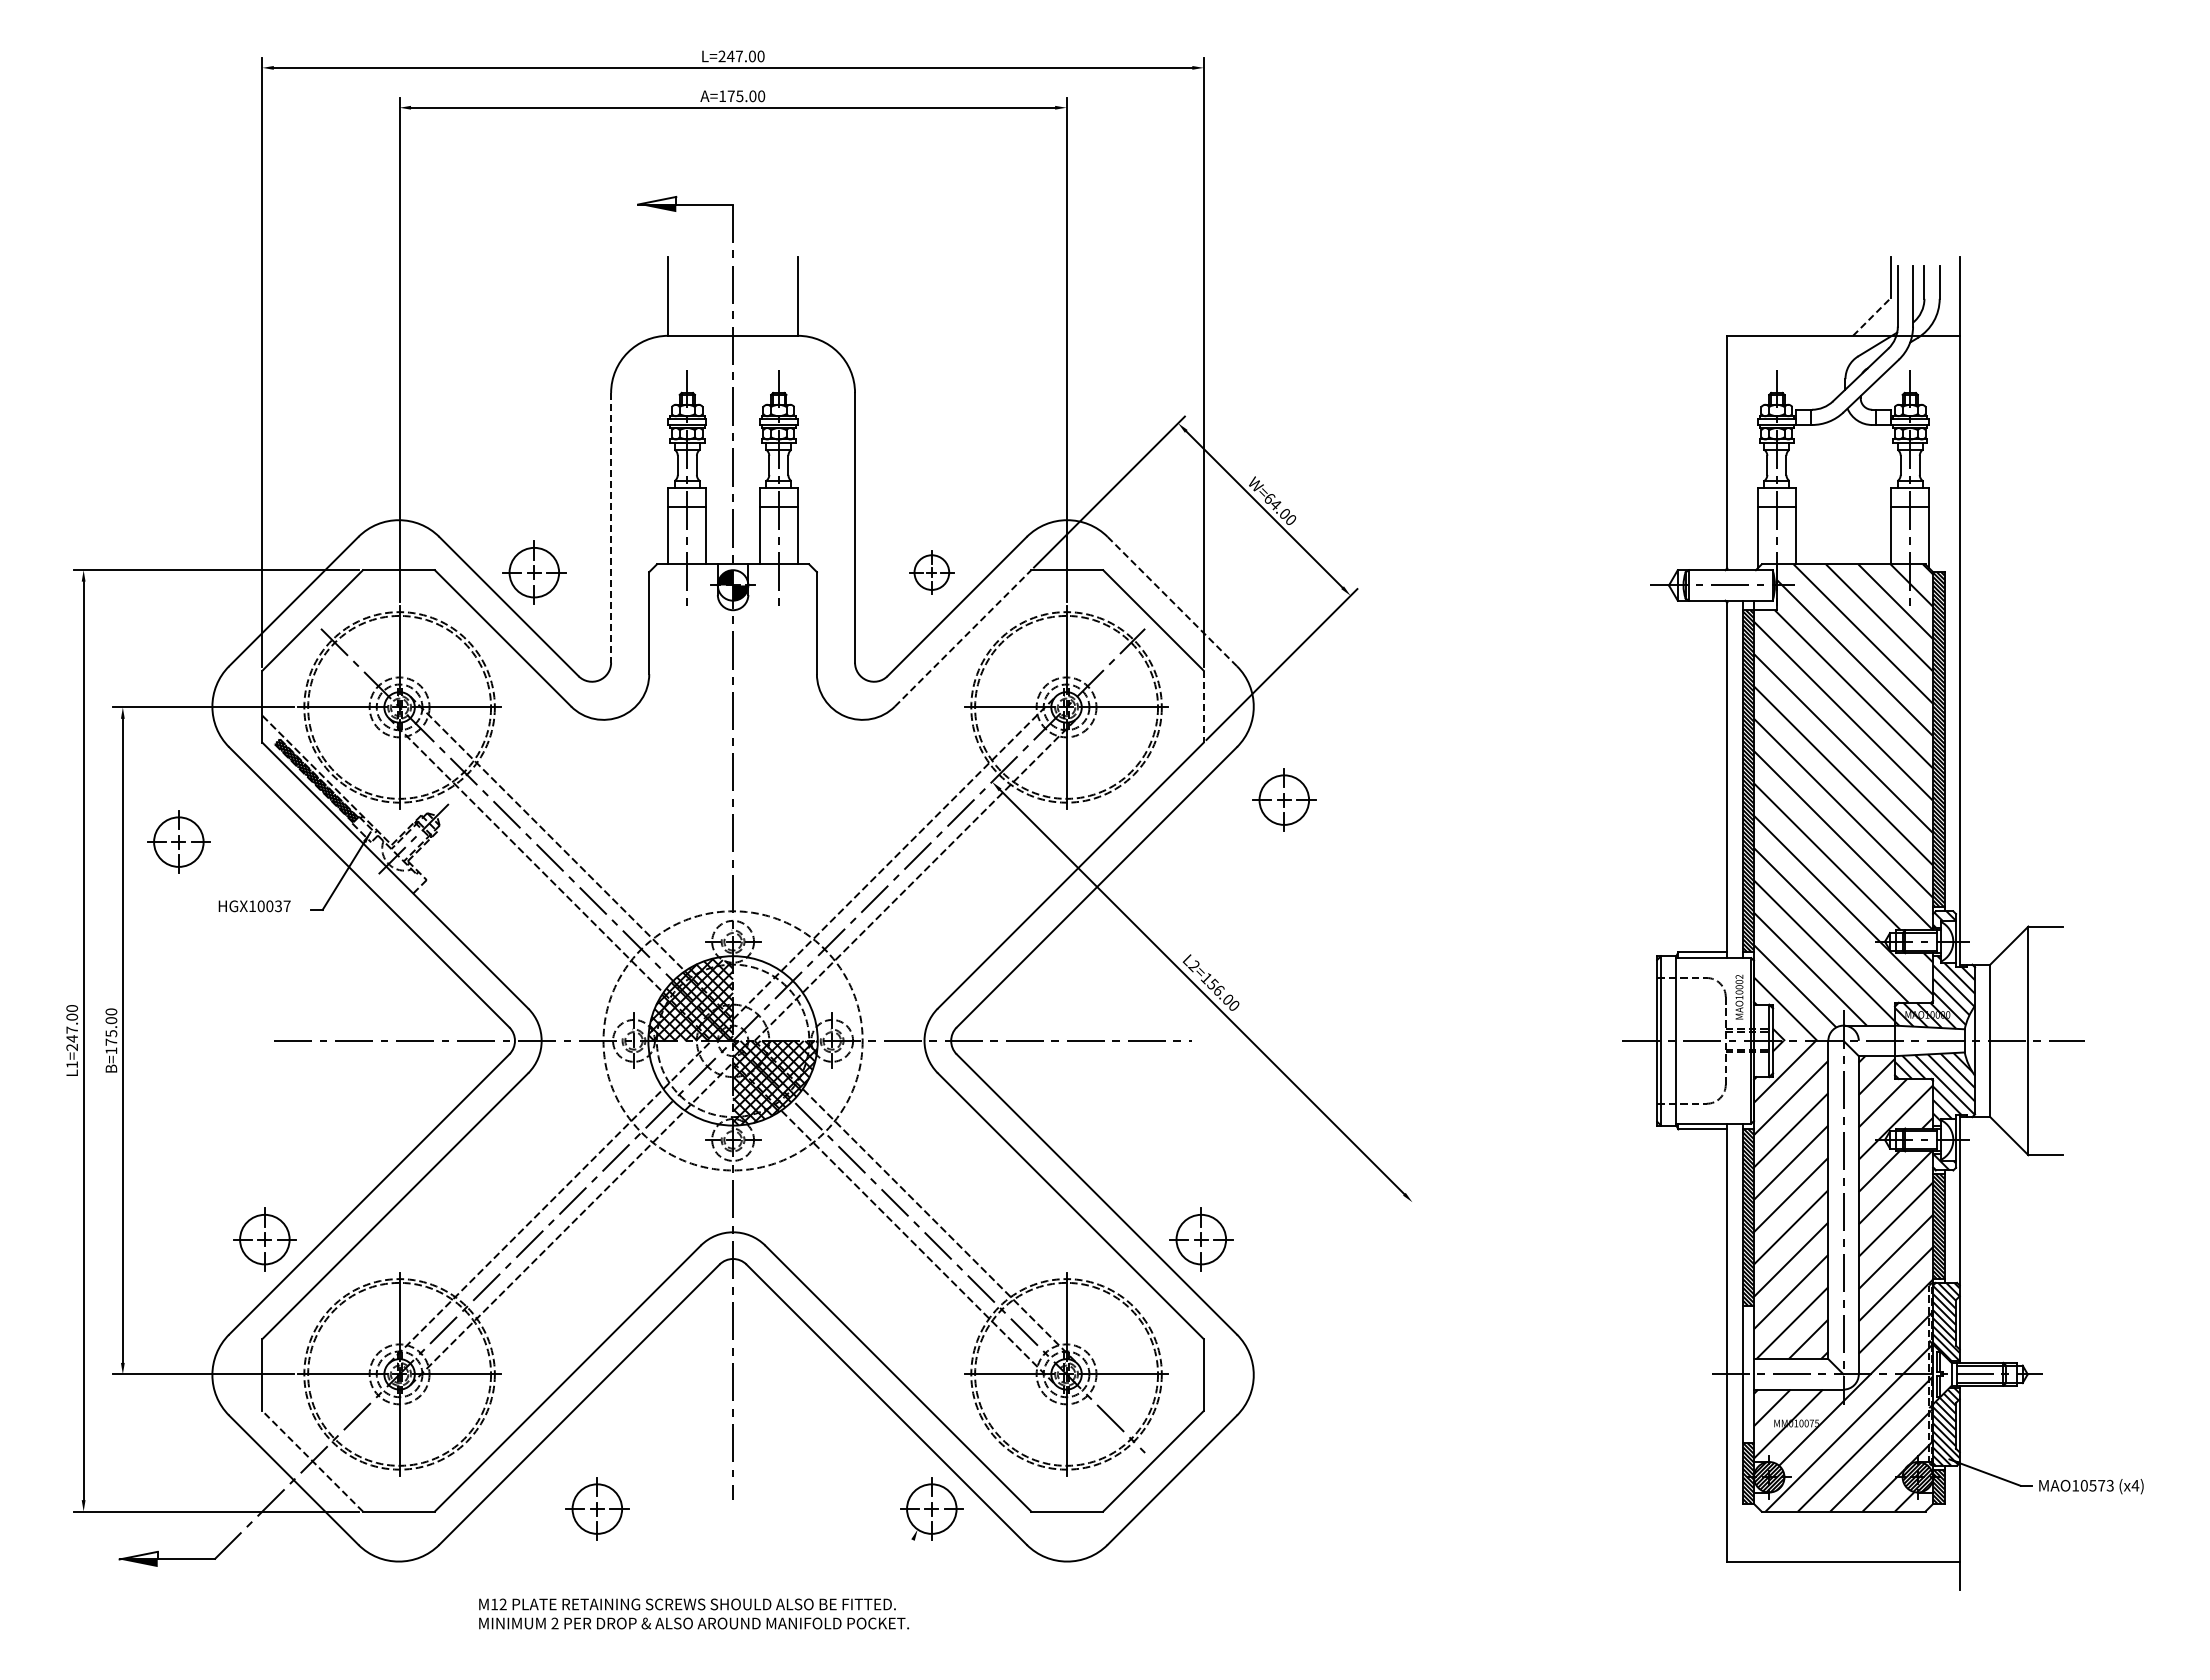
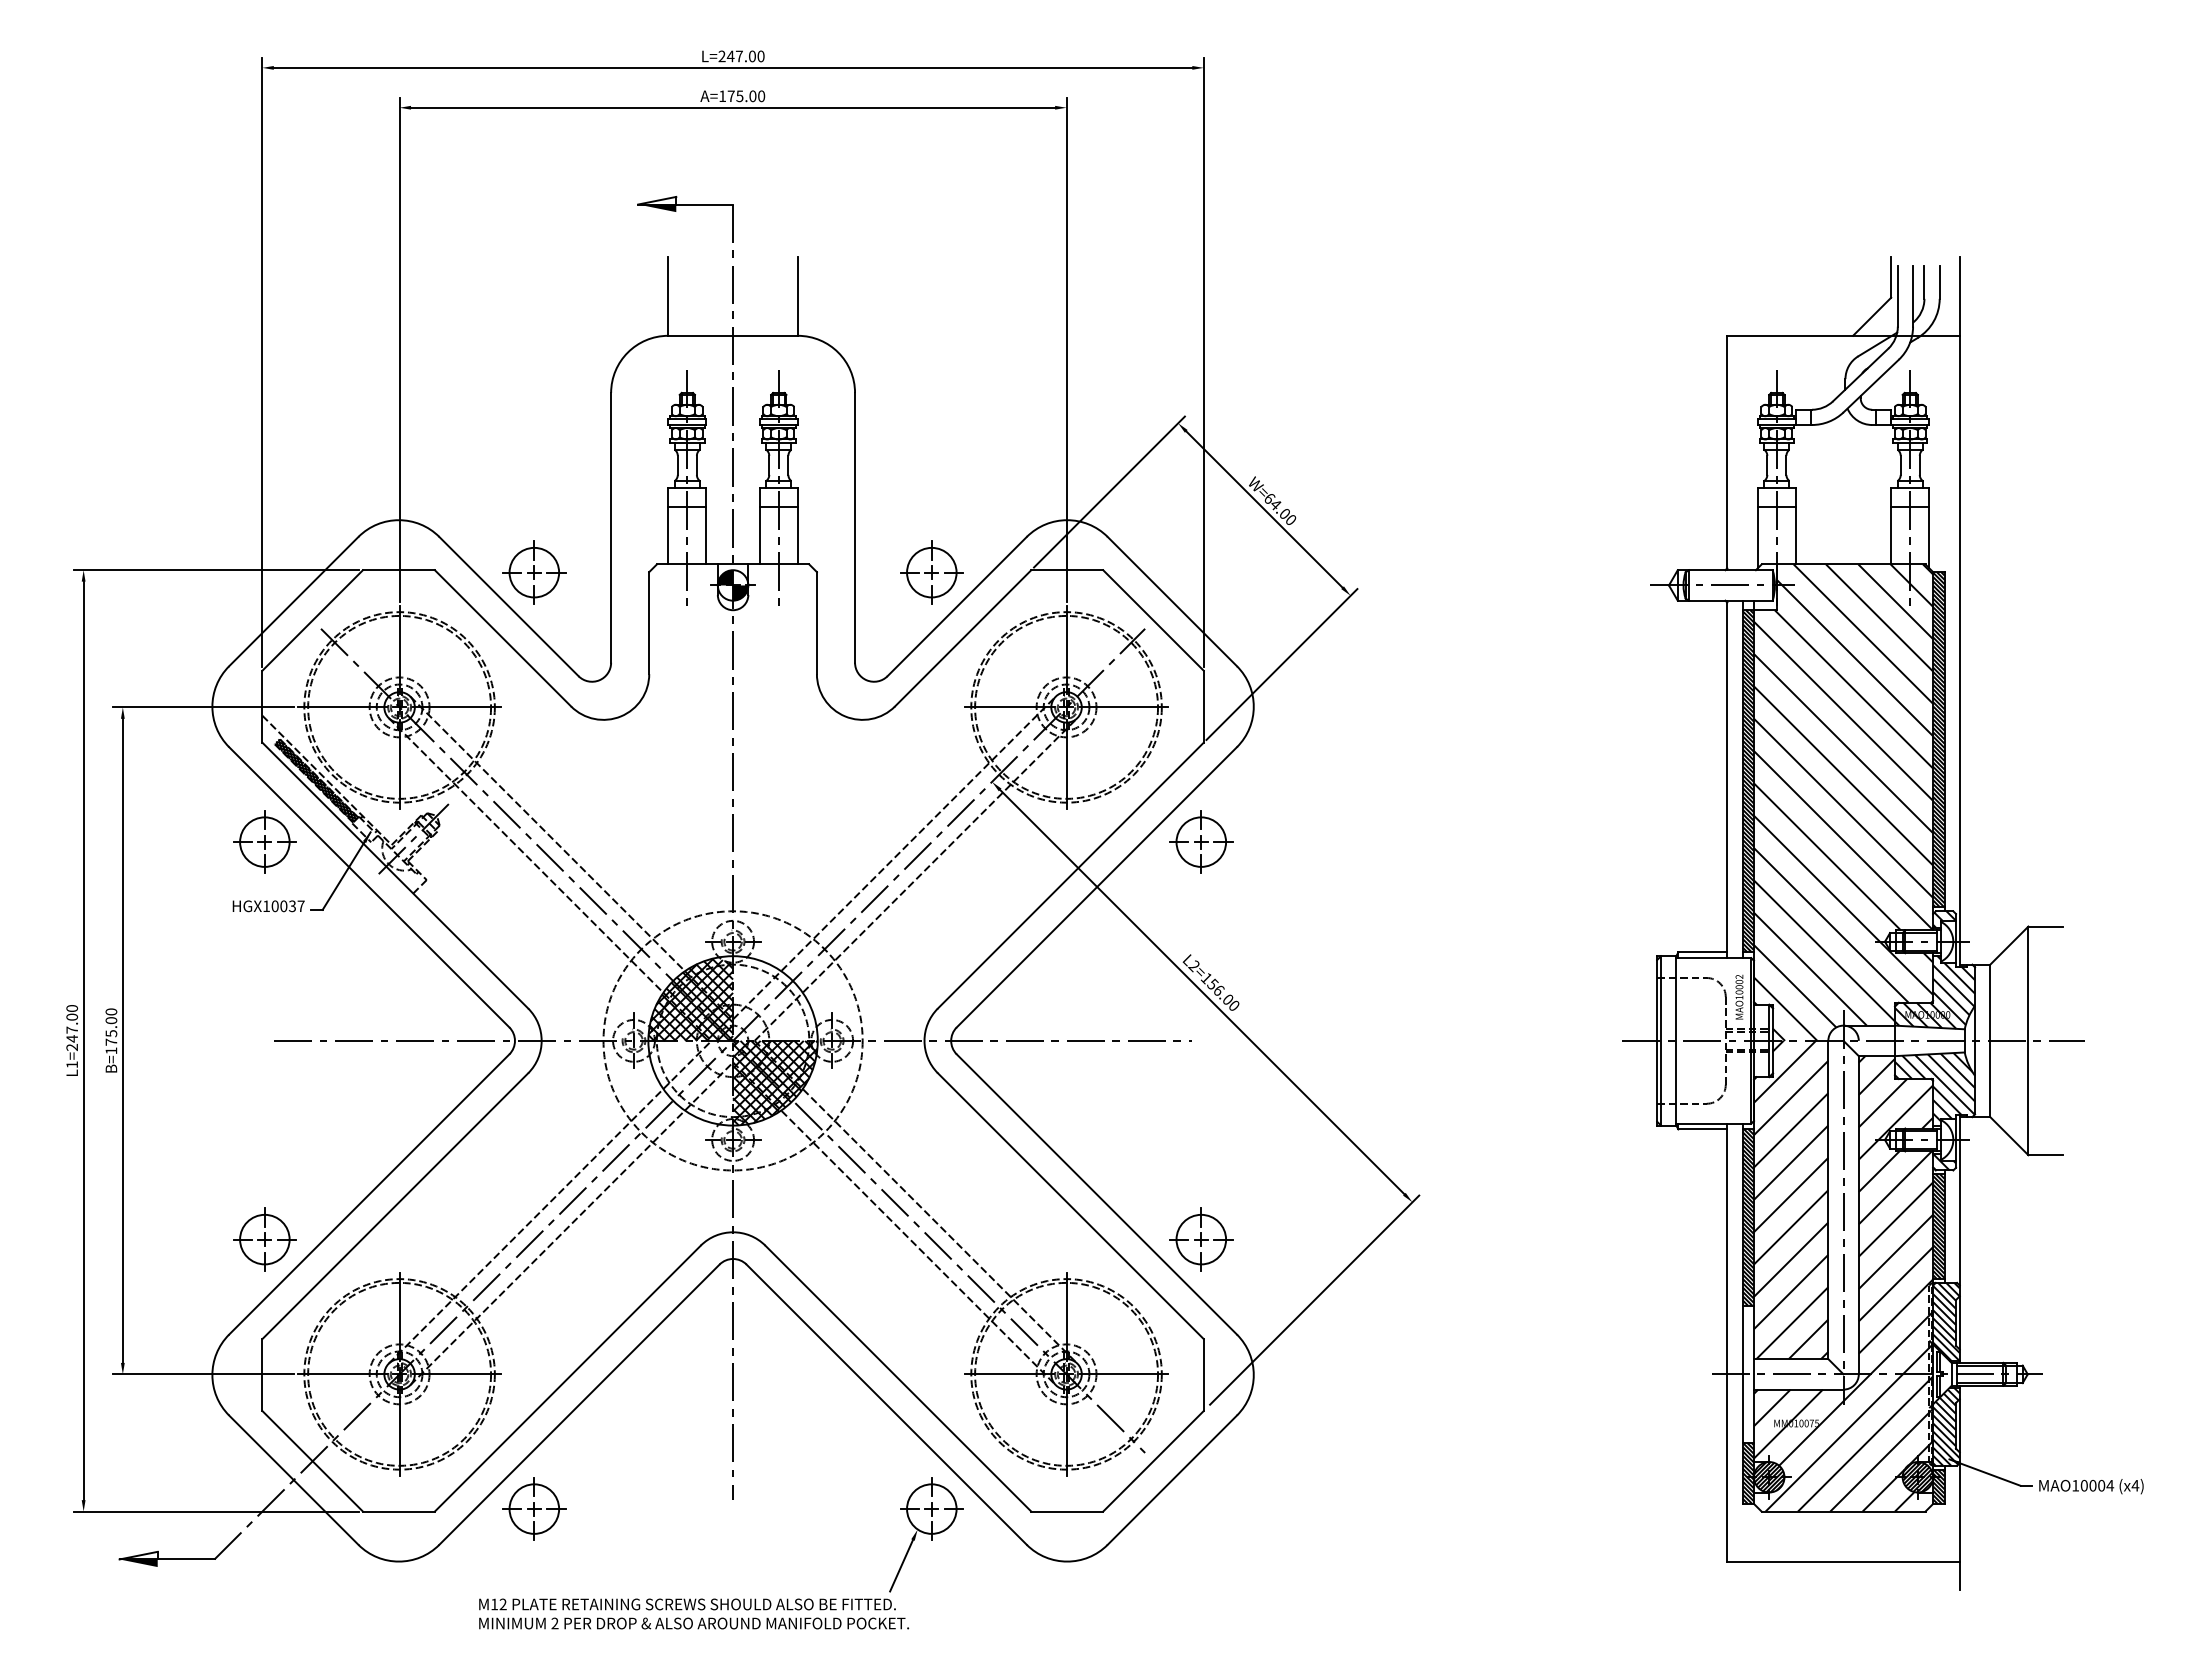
line: dashed -> solid (1872, 316)
line: dashed -> solid (611, 527)
part size: 46x45 px -> 64x65 px (931, 572)
line: dashed -> solid (1172, 601)
line: dashed -> solid (963, 638)
line: dashed -> solid (1203, 706)
part position: (1284, 799) -> (1201, 841) (1201, 841)
part position: (178, 841) -> (264, 841) (264, 841)
text position: (254, 906) -> (268, 906) (268, 906)
line: none -> present (1314, 1299)
line: dashed -> solid (312, 1460)
text: MAO10573 -> MAO10004 (2101, 1485)
part position: (597, 1508) -> (534, 1508) (534, 1508)
line: none -> present (901, 1565)
